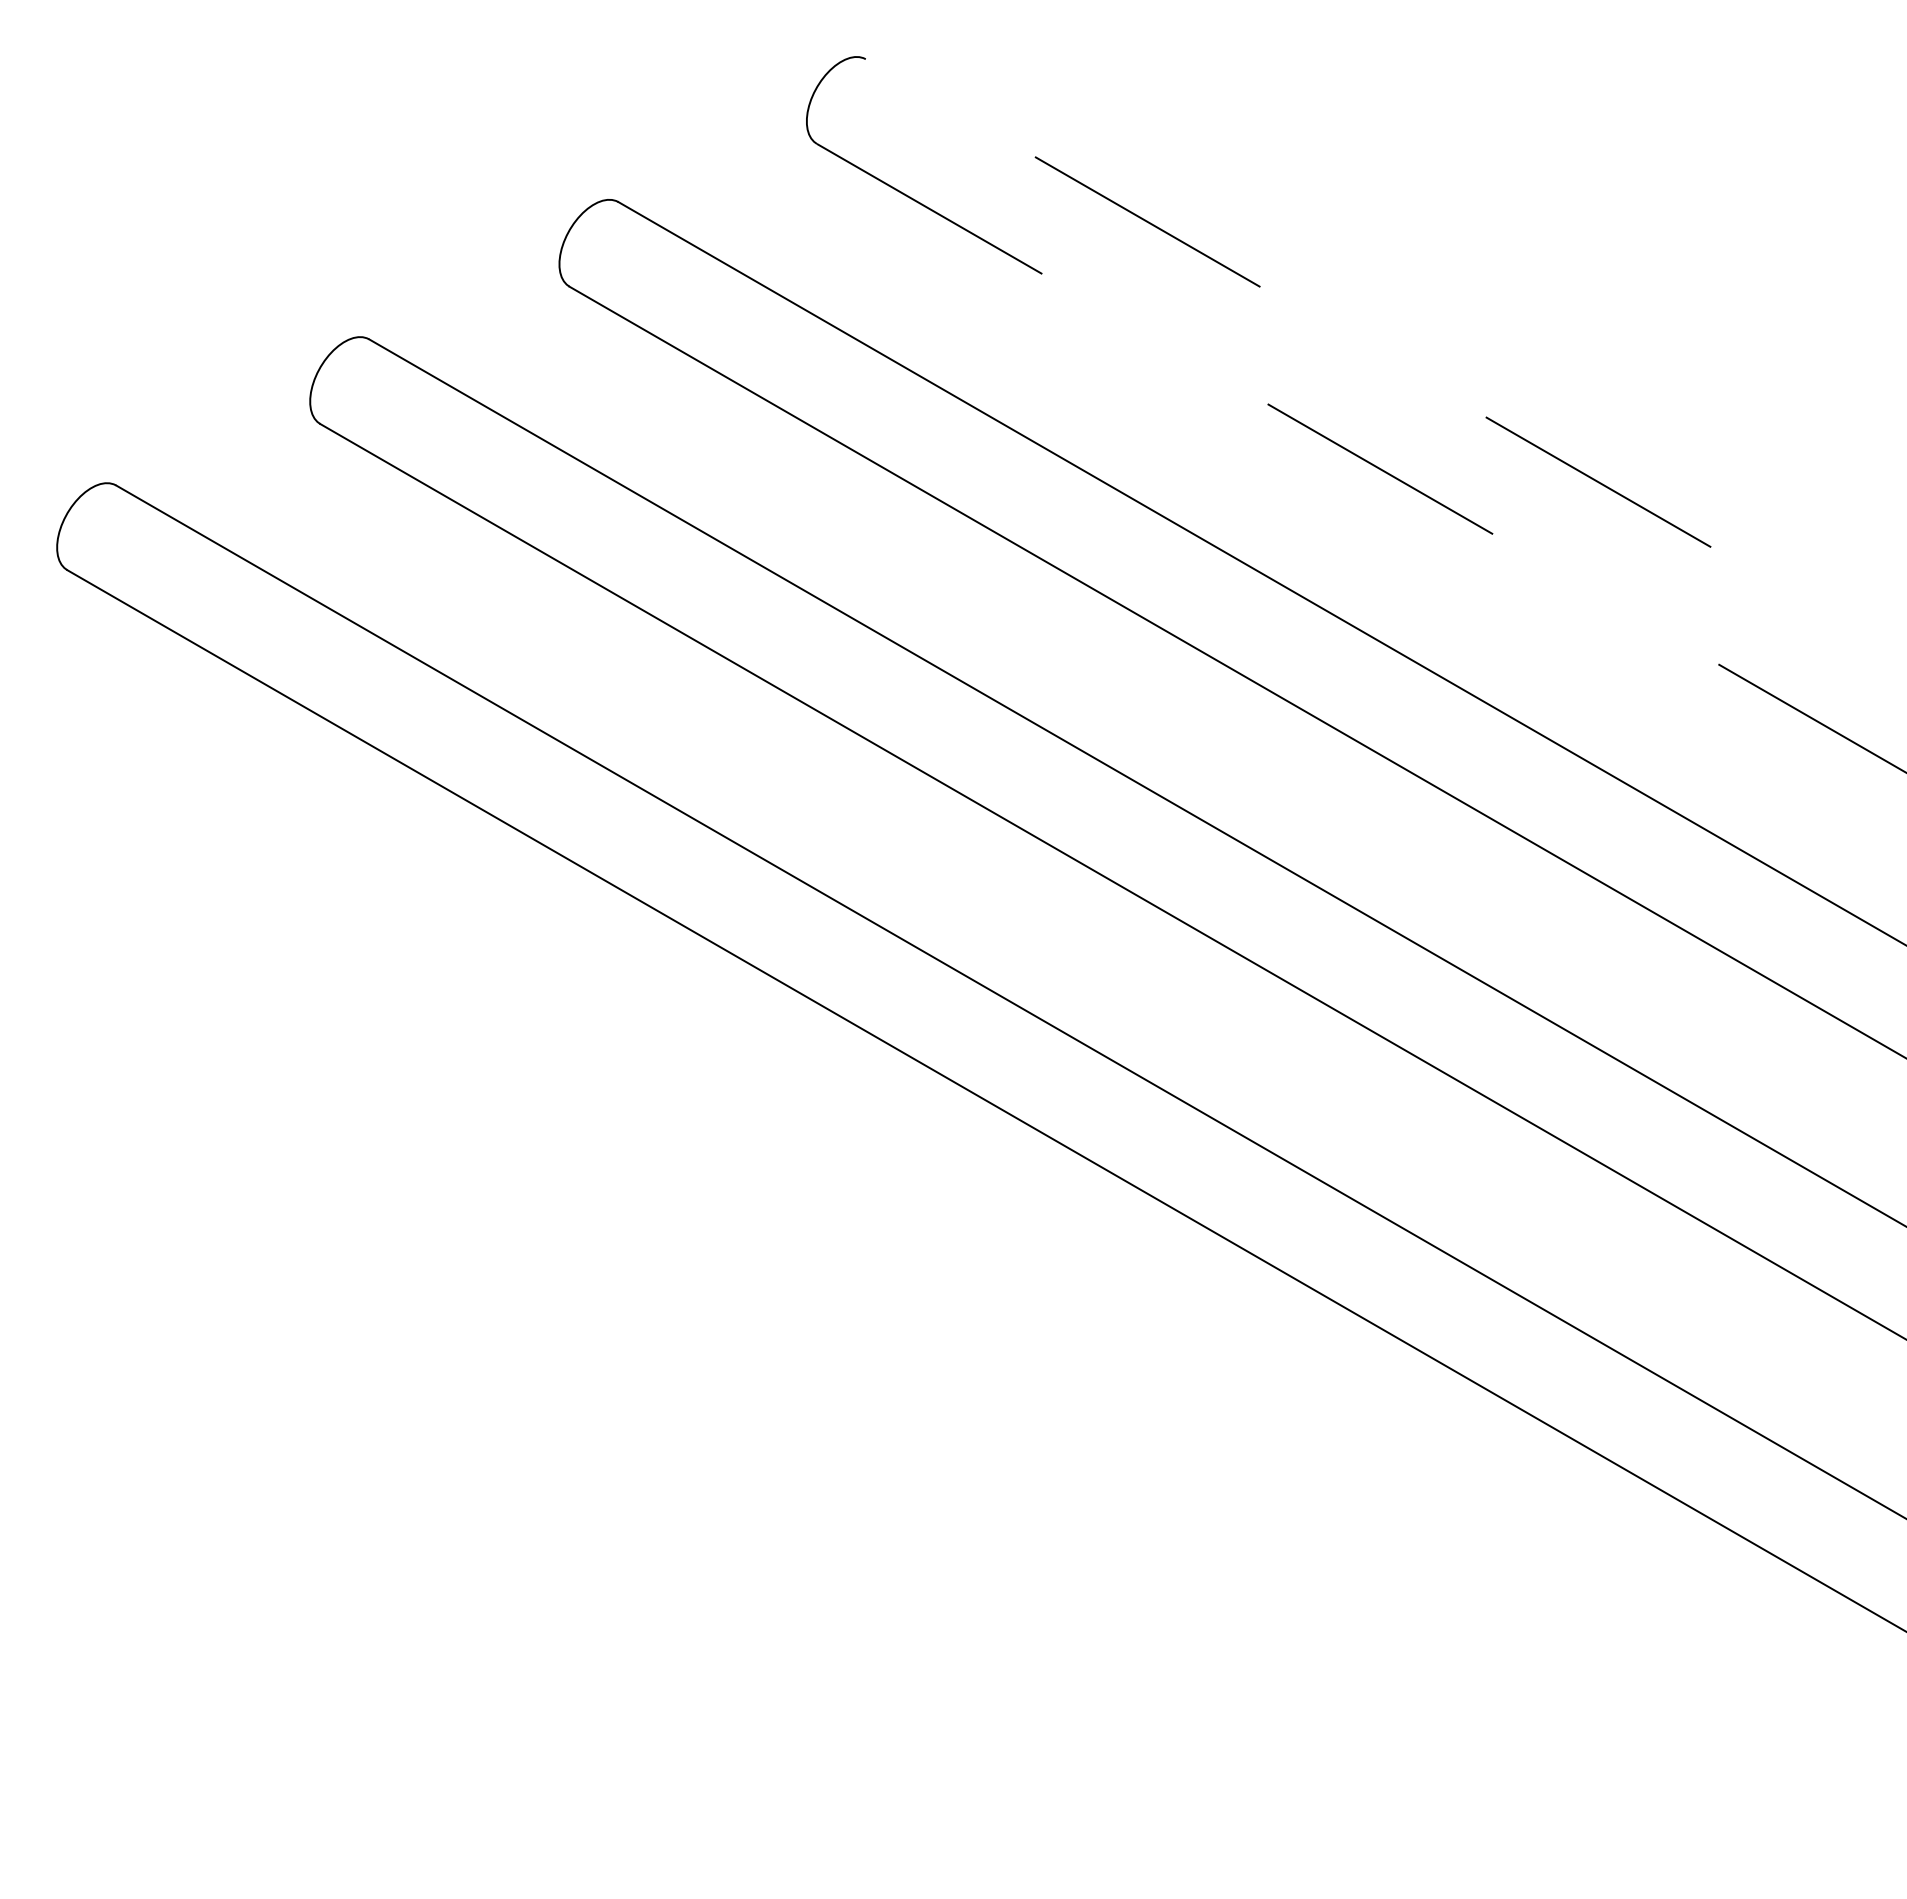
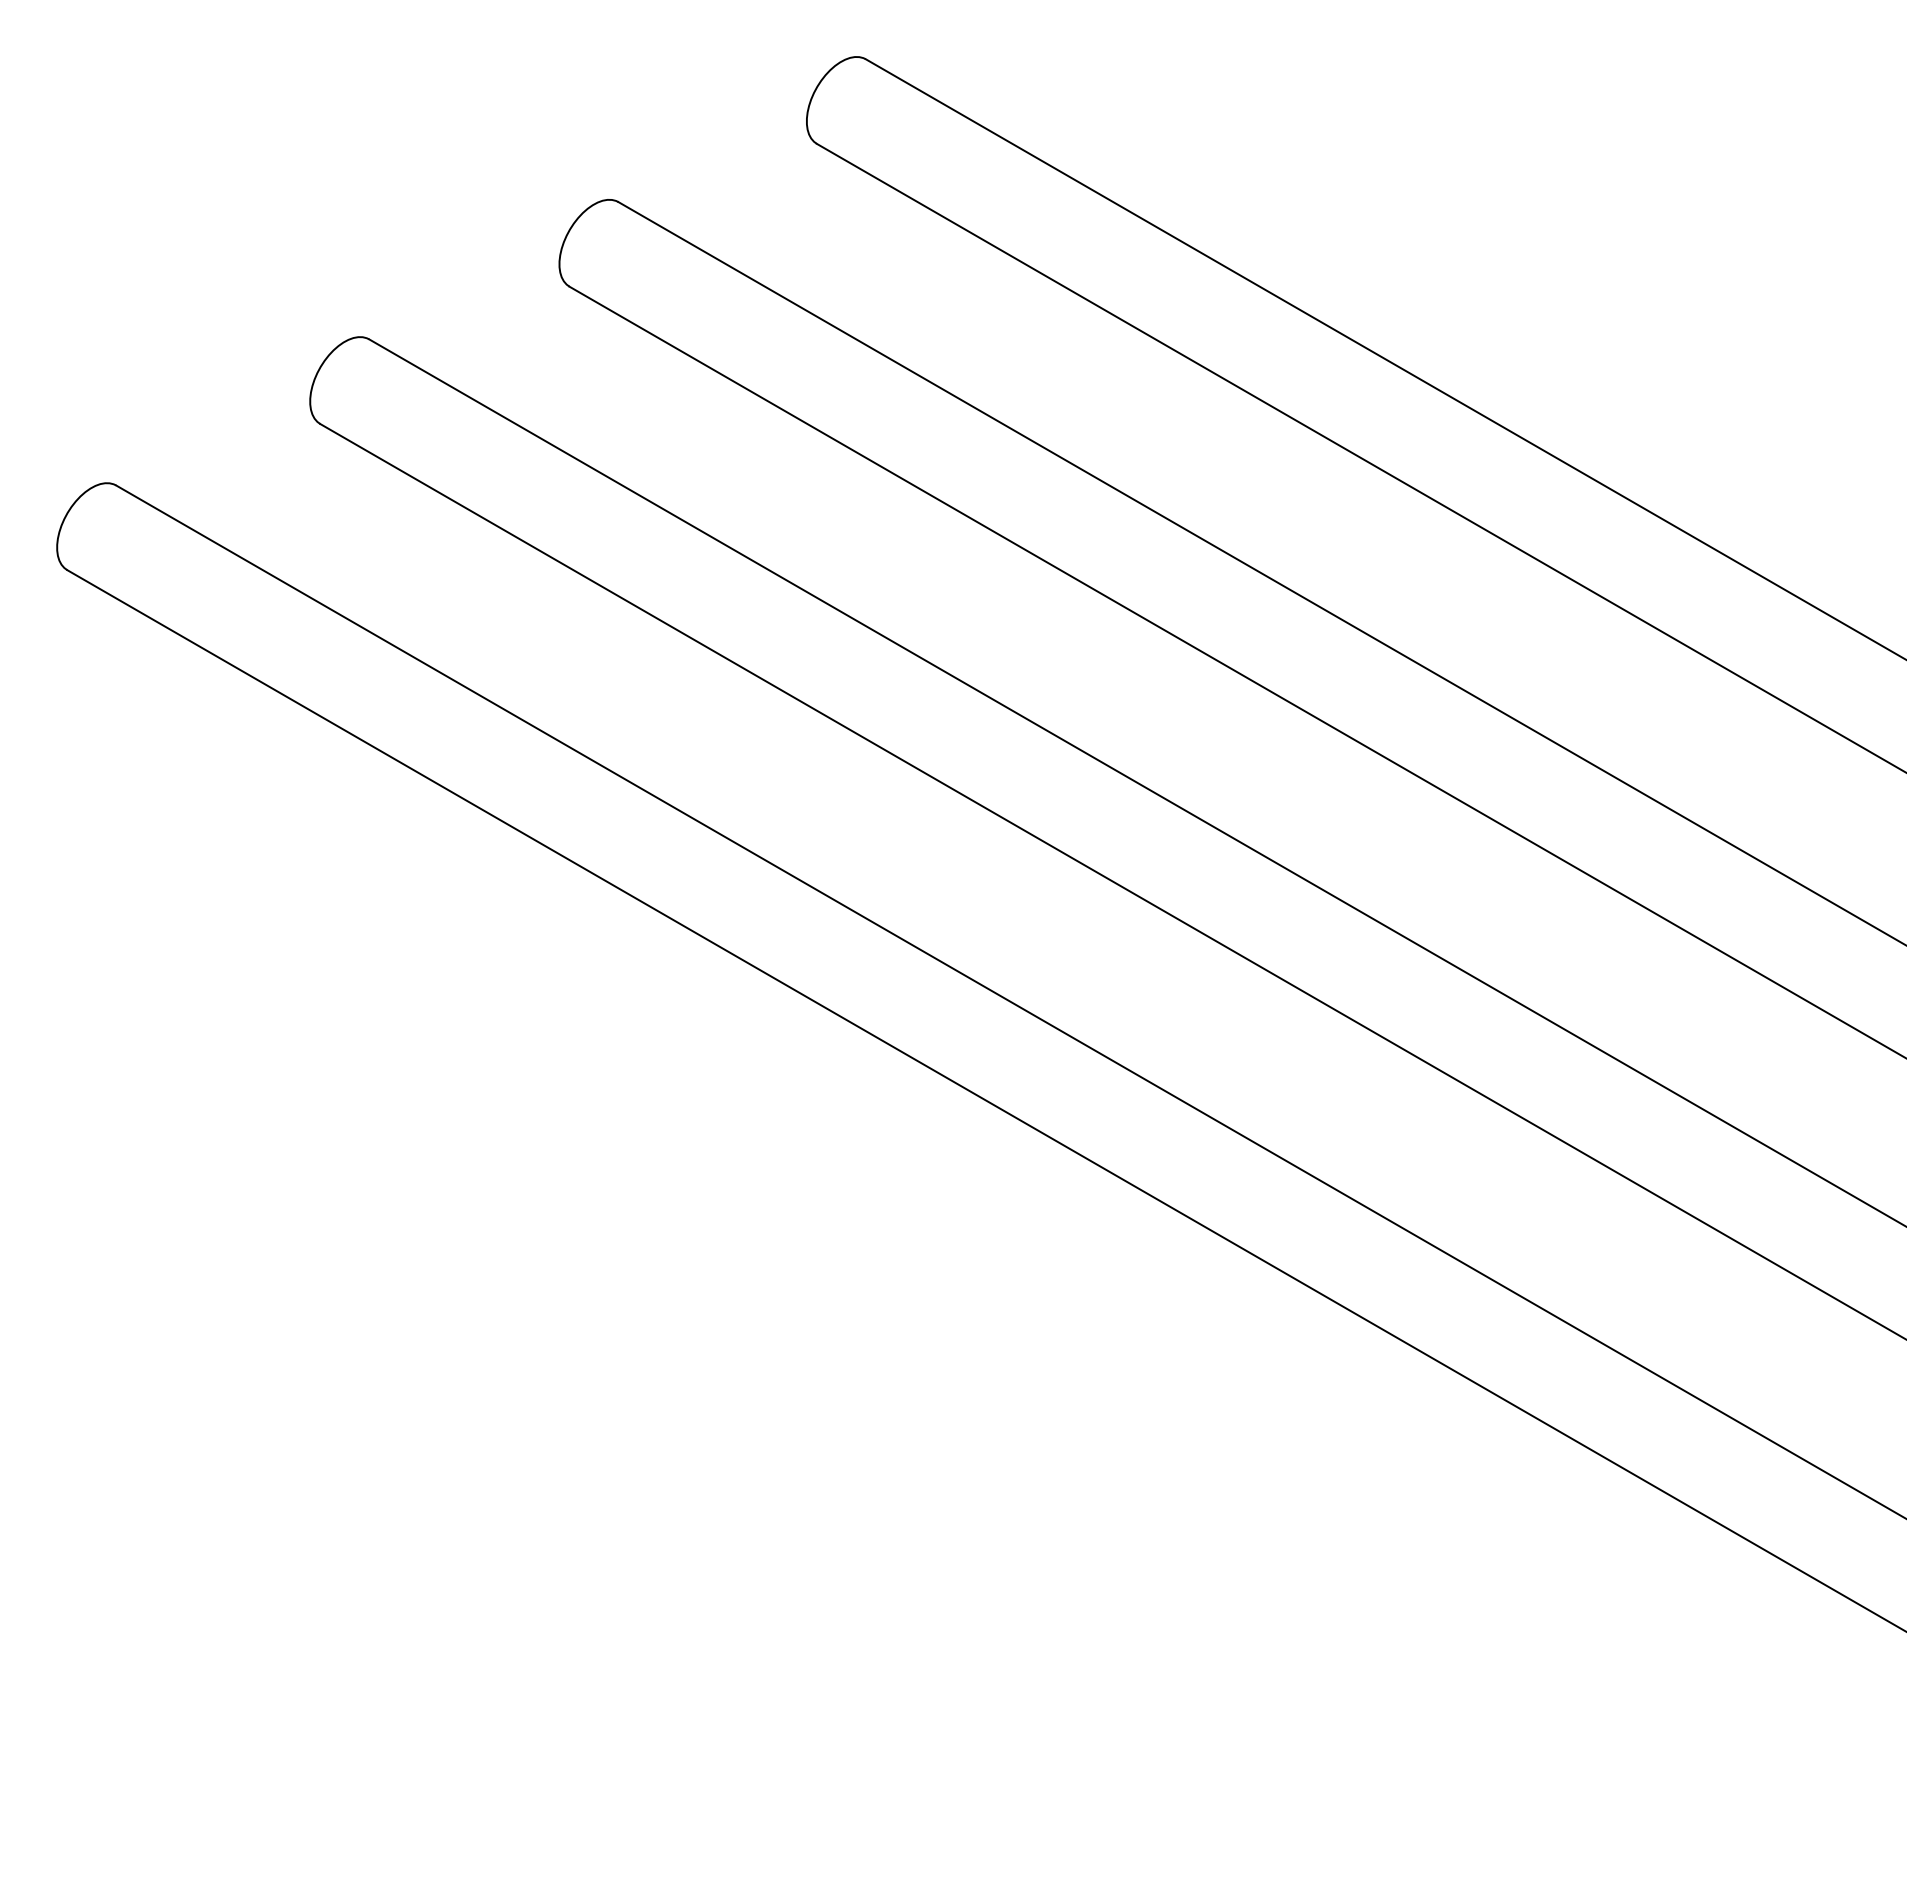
line: dashed -> solid (1386, 359)
line: dashed -> solid (1361, 458)
